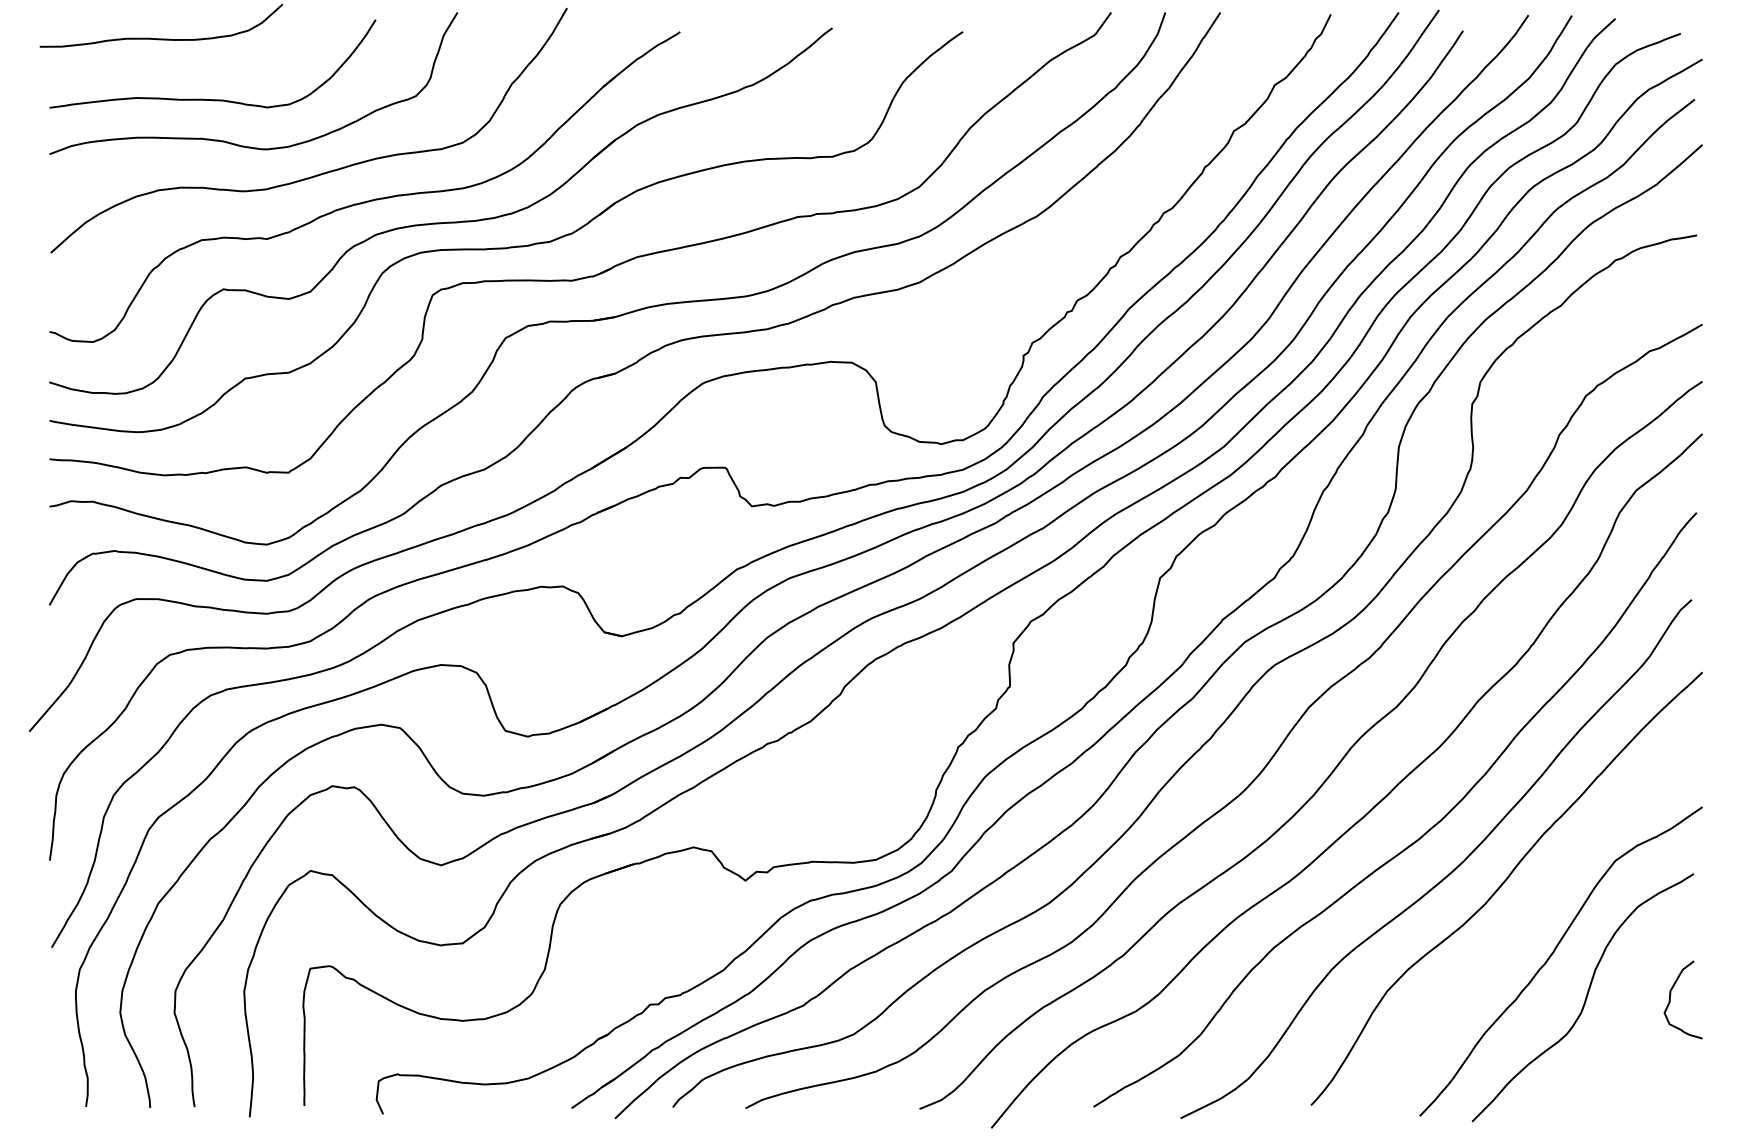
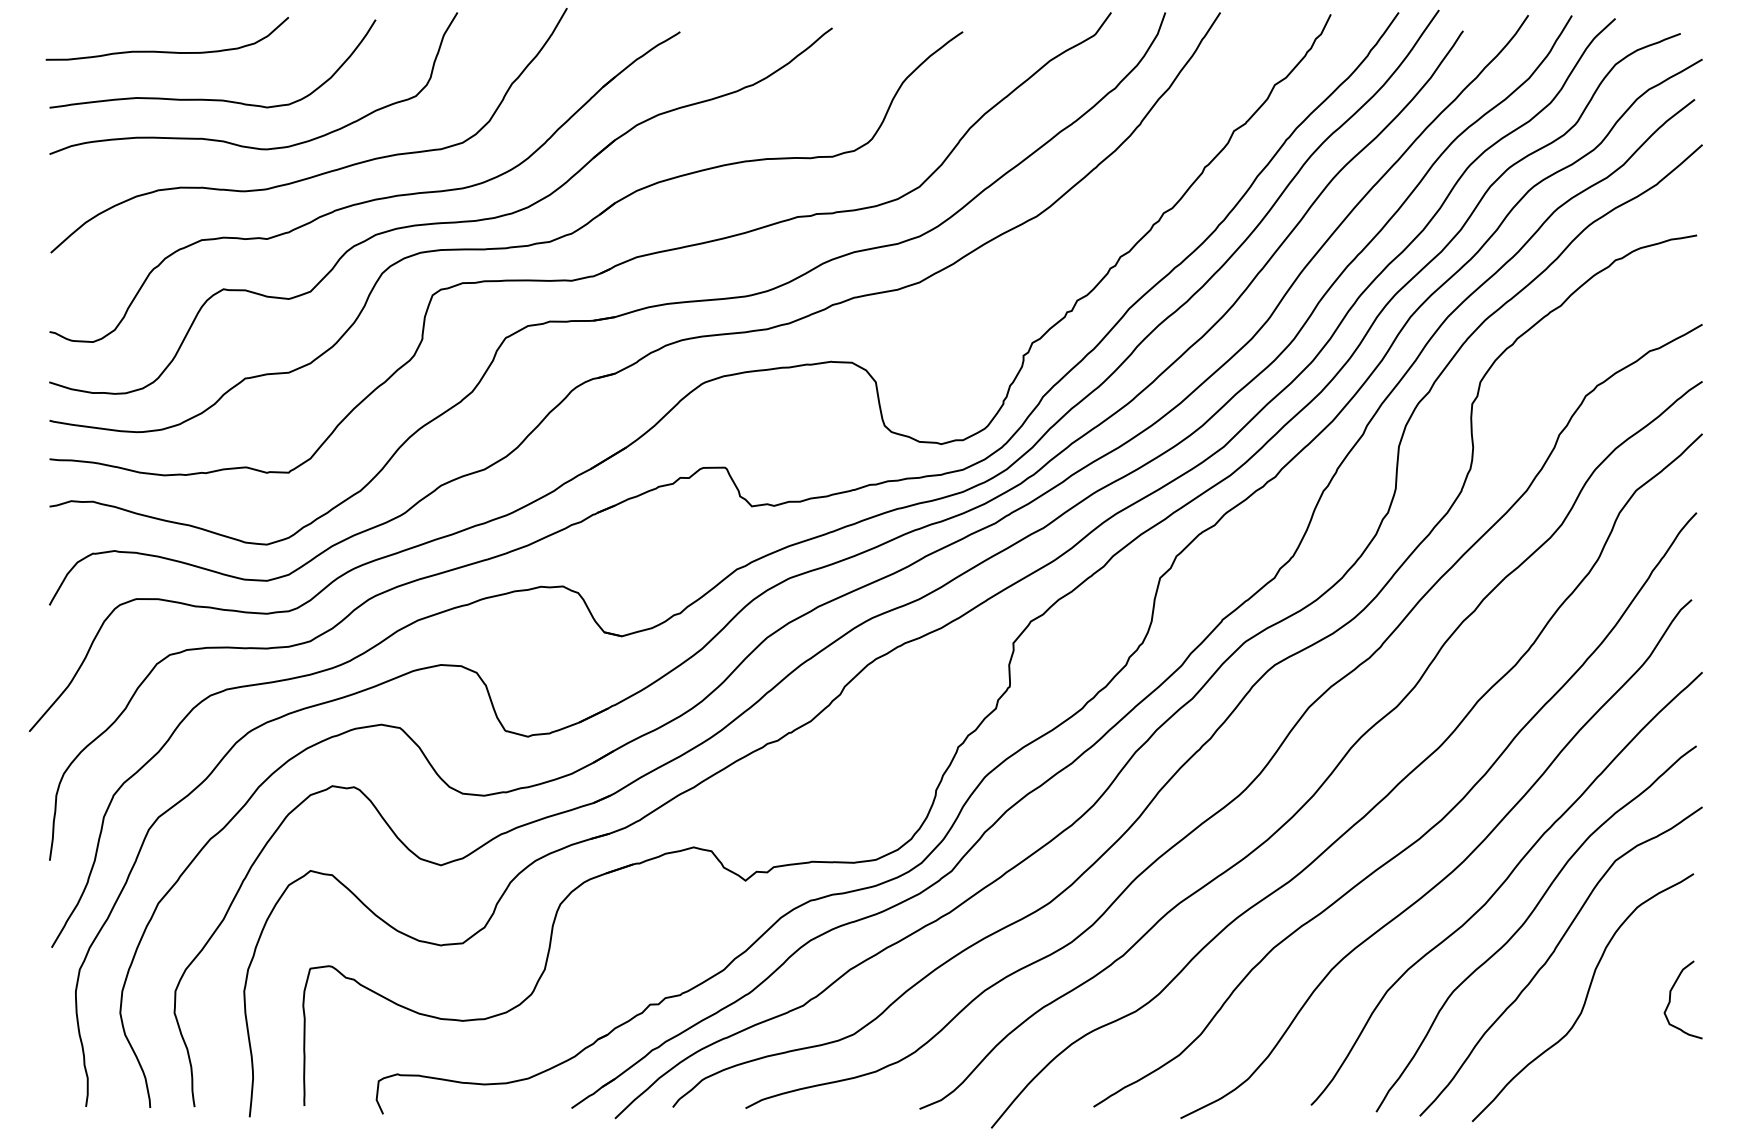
curve position: (160, 38) -> (166, 51) (166, 51)
curve: none -> present (1525, 923)
